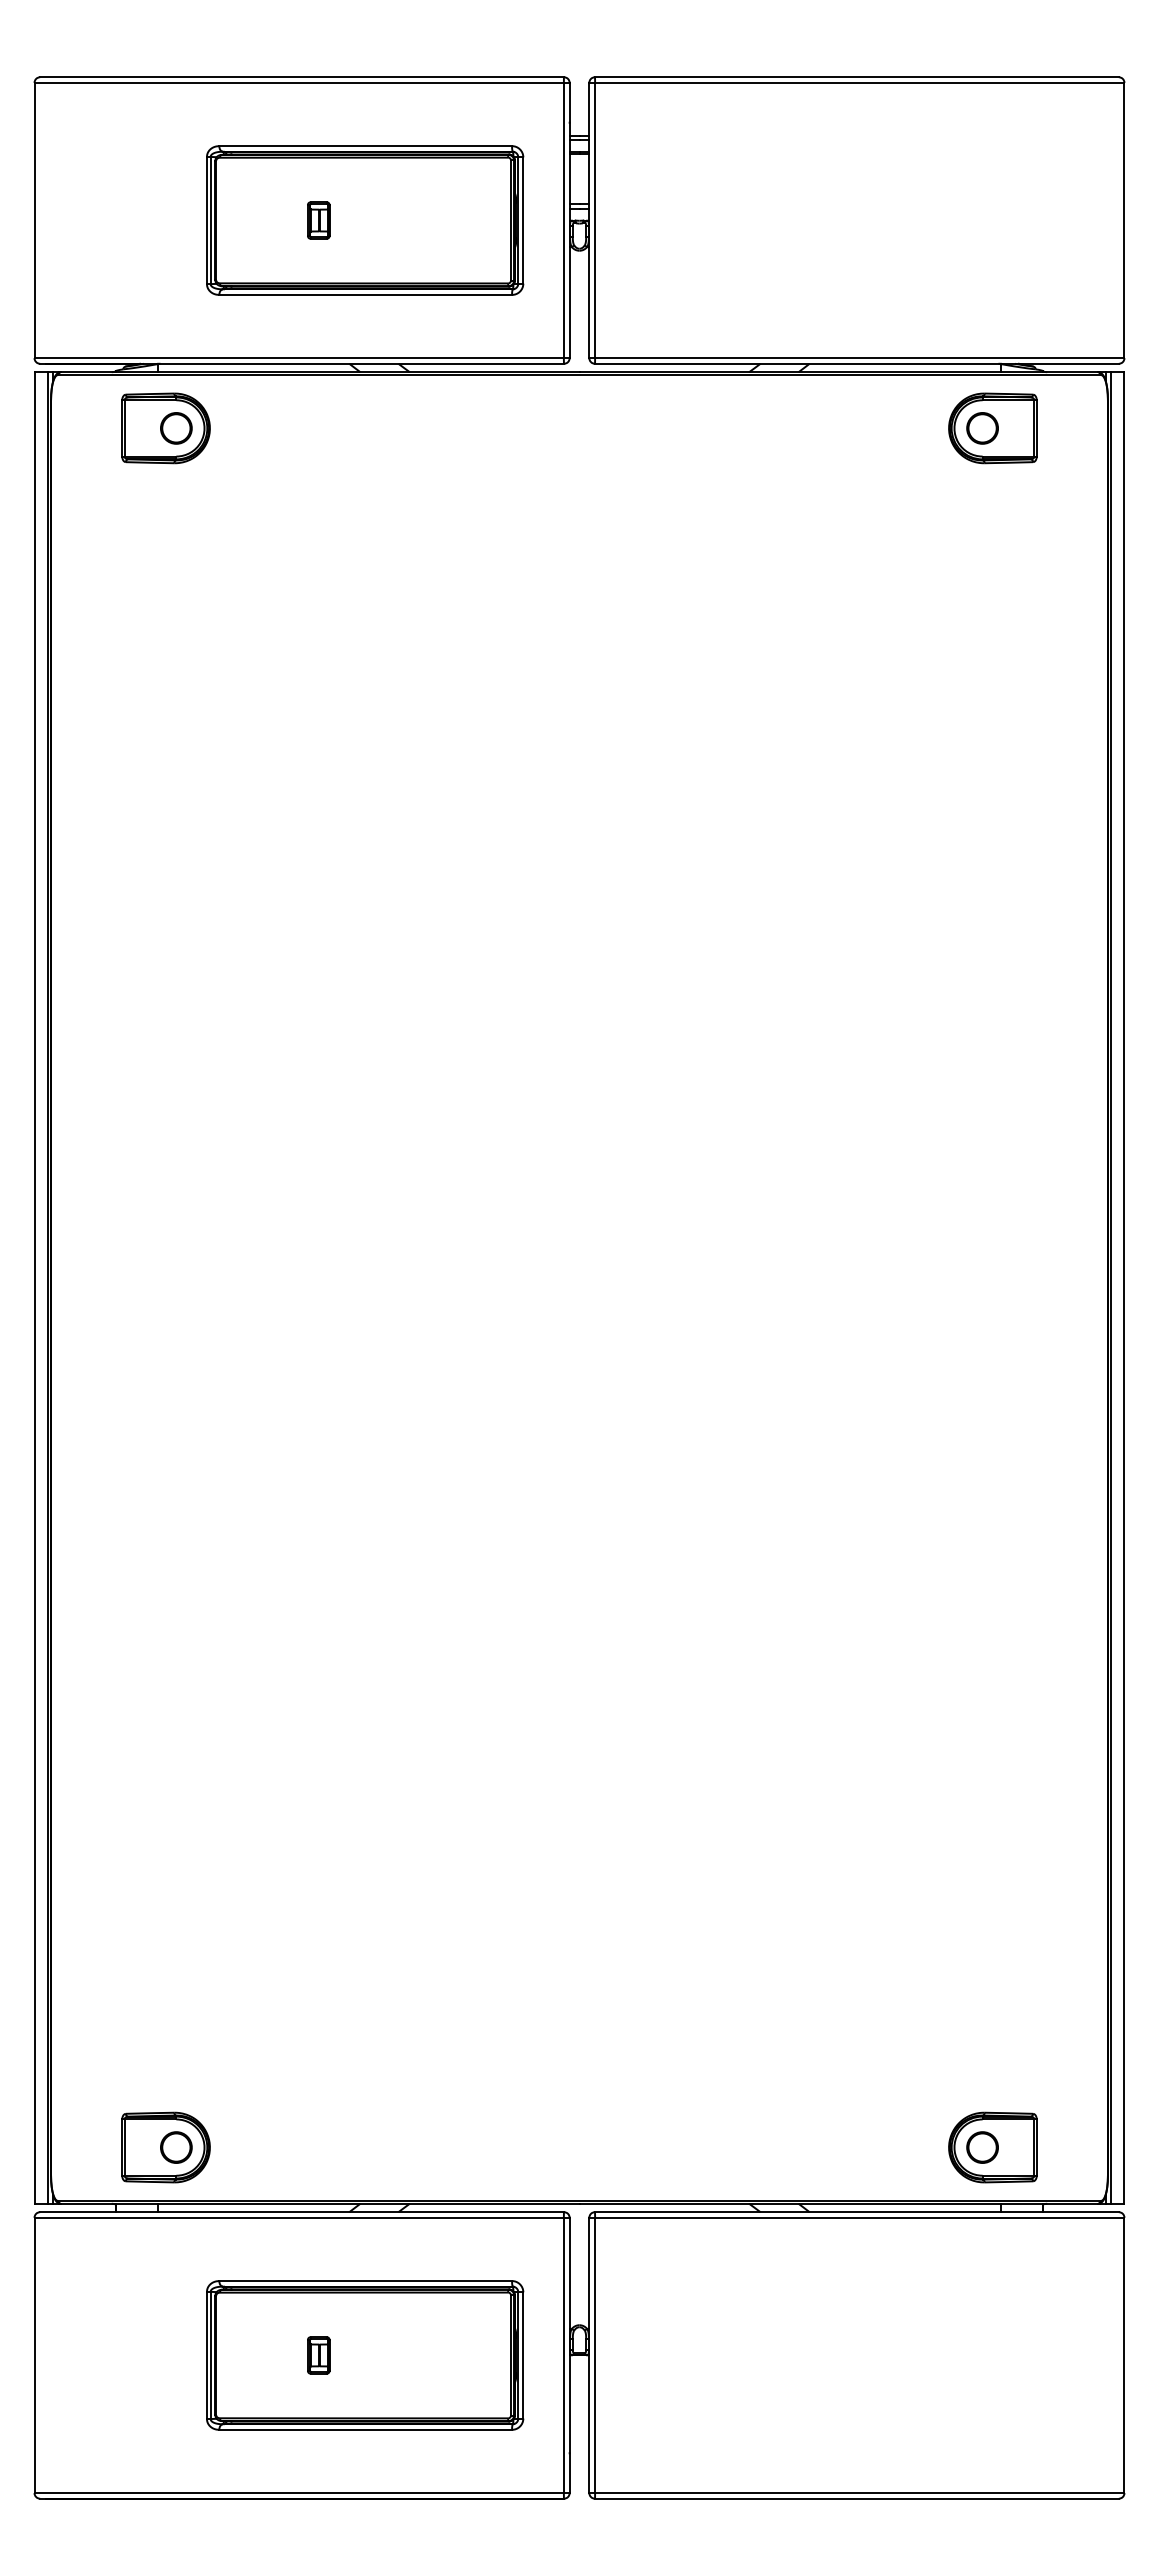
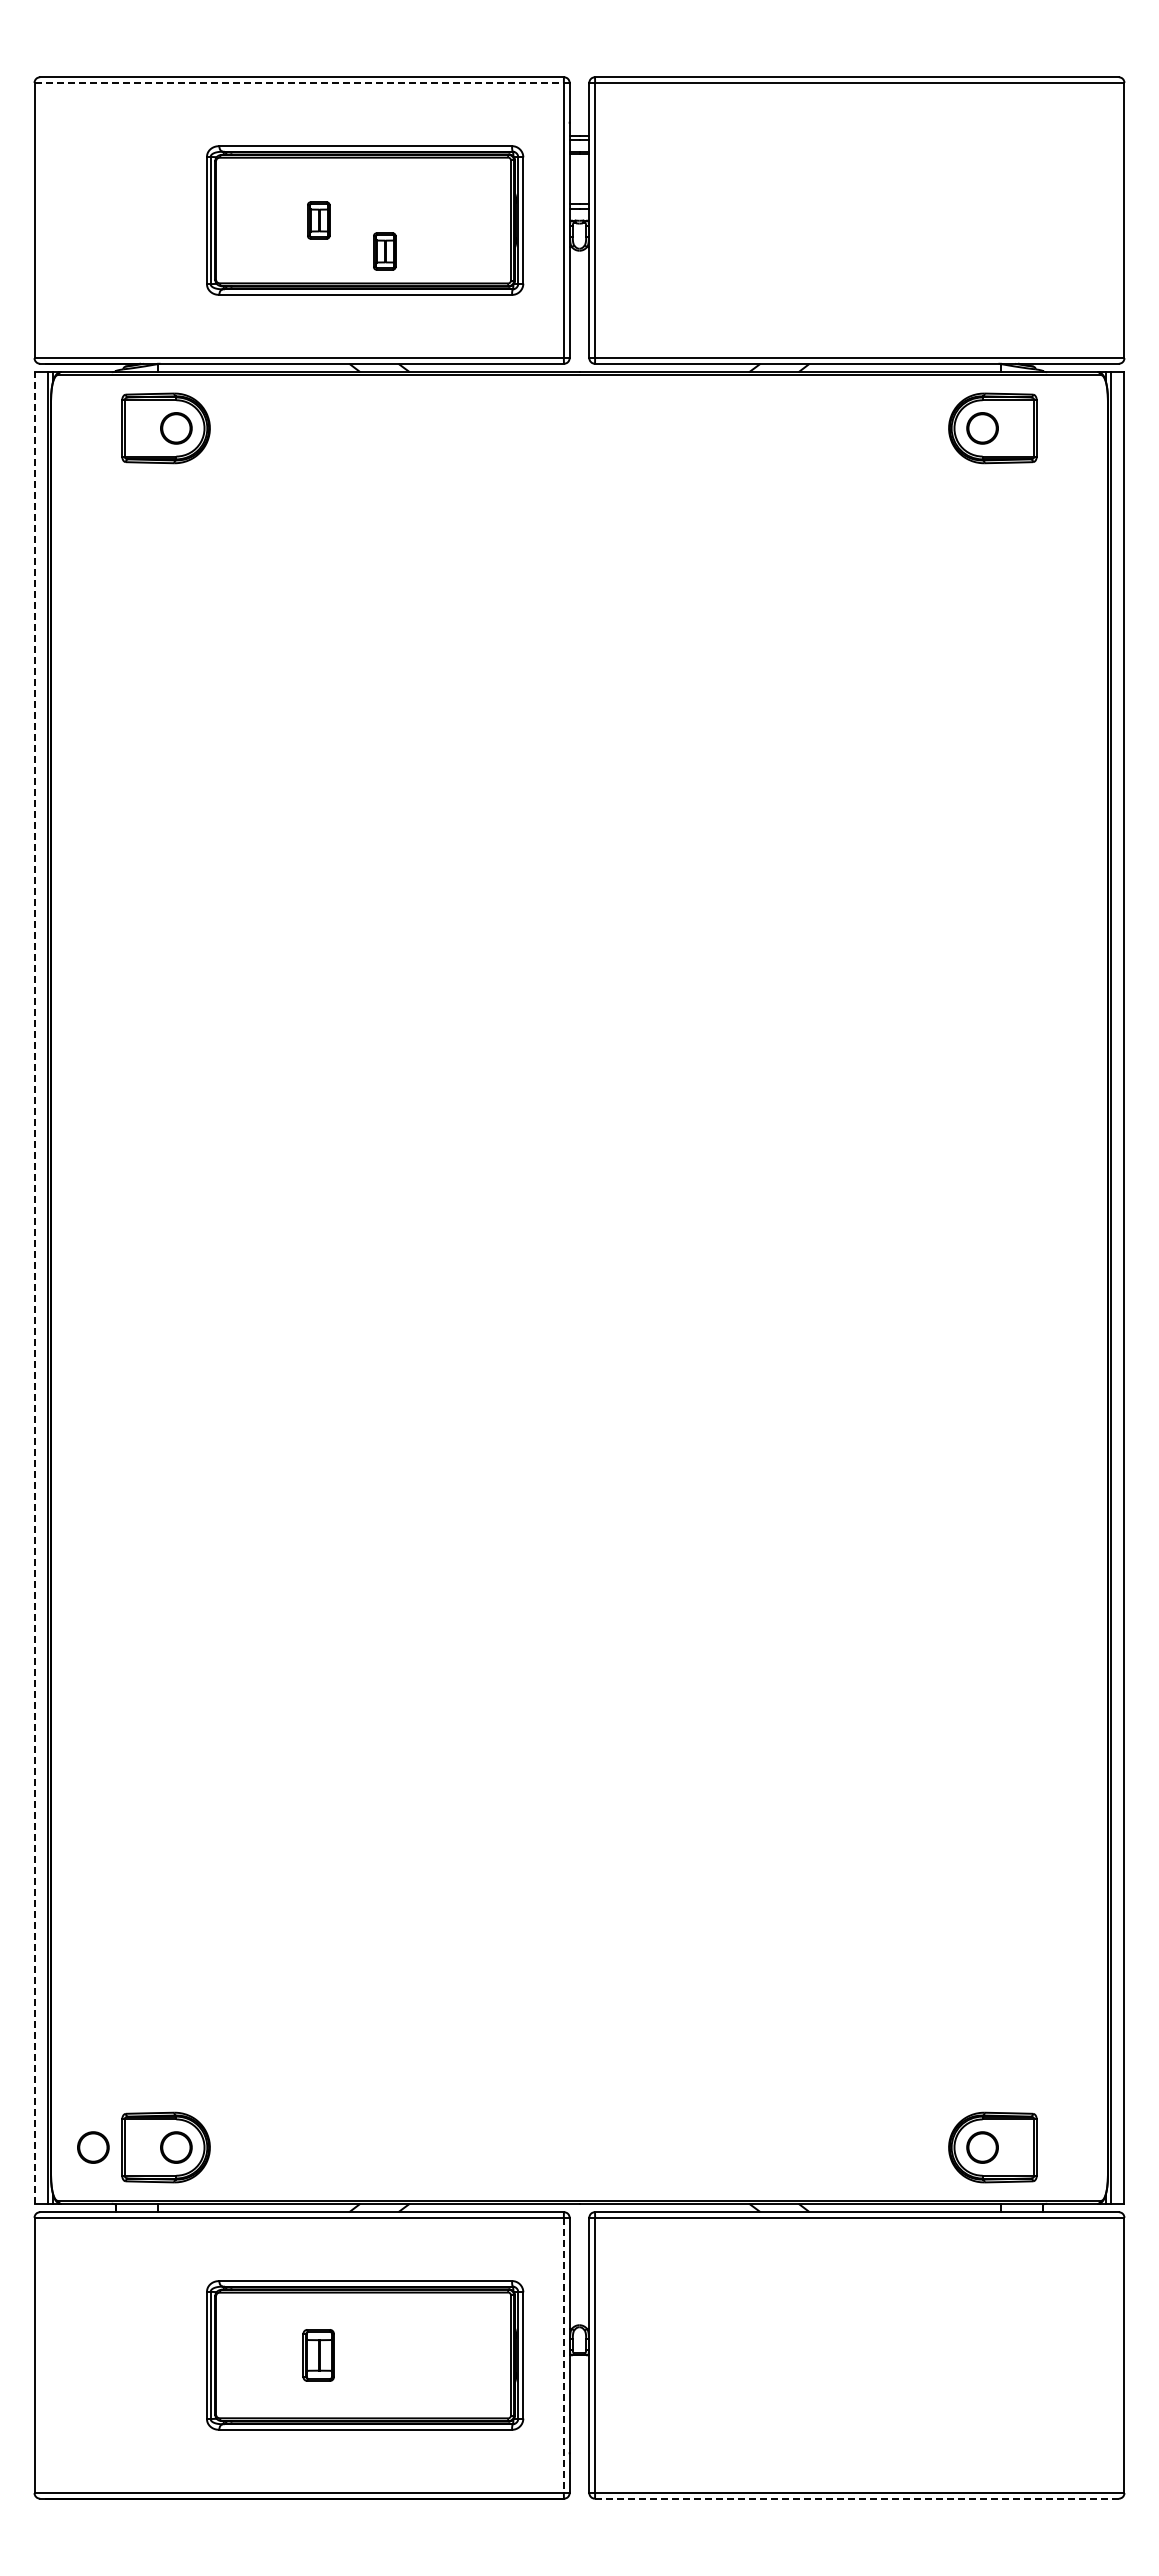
line: solid -> dashed (299, 82)
part: none -> present (384, 251)
line: solid -> dashed (34, 1287)
circle: none -> present (93, 2147)
part size: 24x39 px -> 33x53 px (318, 2355)
line: solid -> dashed (563, 2355)
line: solid -> dashed (856, 2498)
